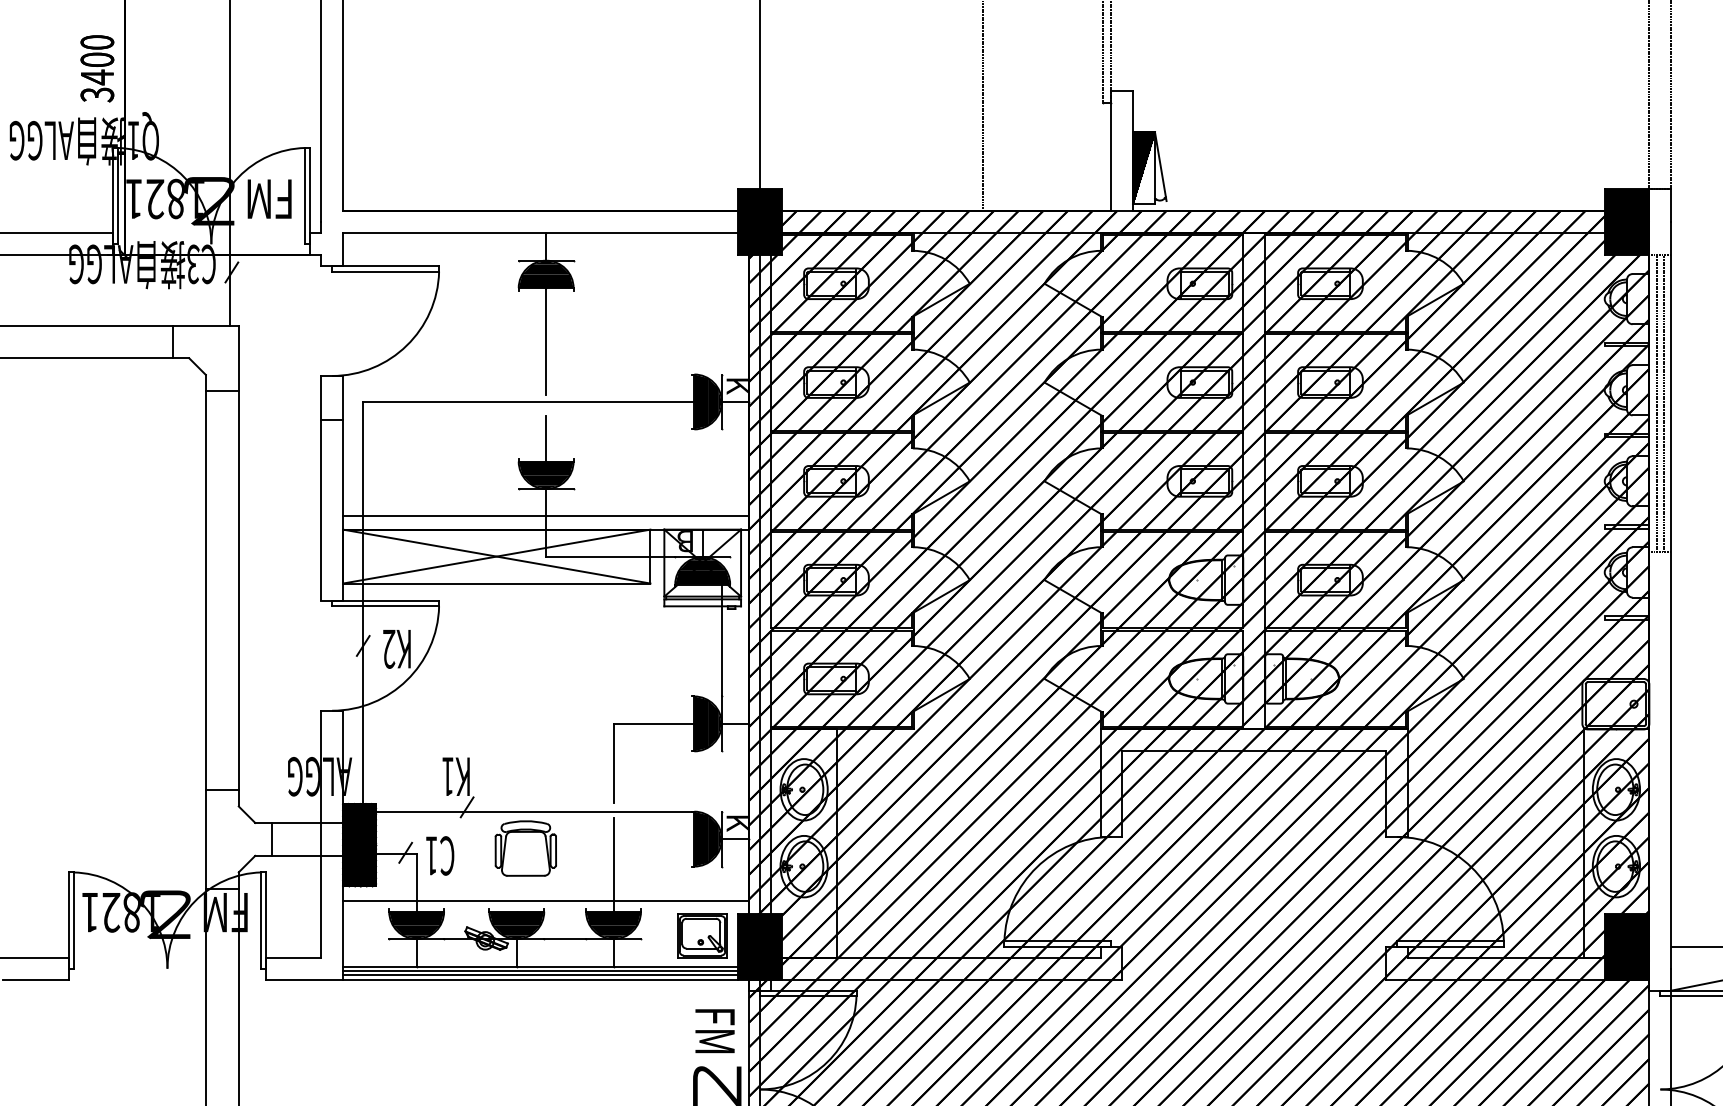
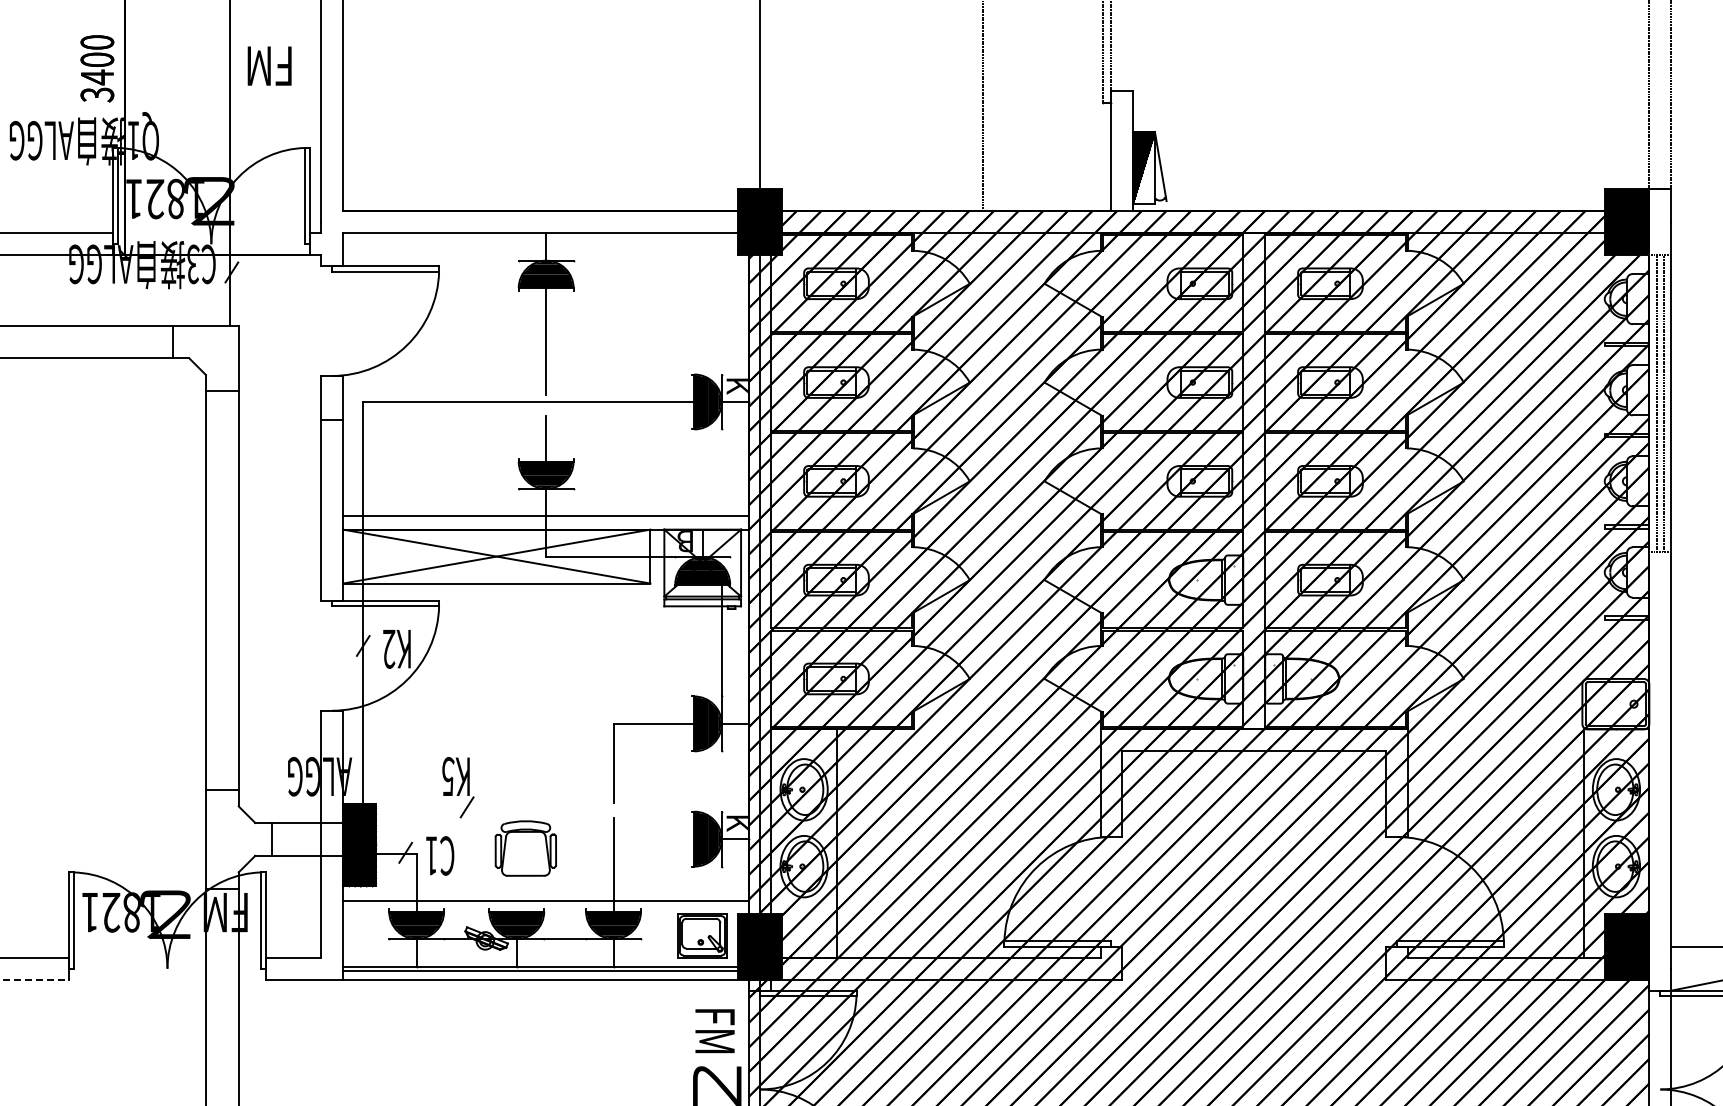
text position: (269, 198) -> (269, 65) (269, 65)
text: K1 -> K5 (448, 775)
line: present -> none (533, 811)
line: present -> none (540, 975)
line: solid -> dashed (35, 979)
